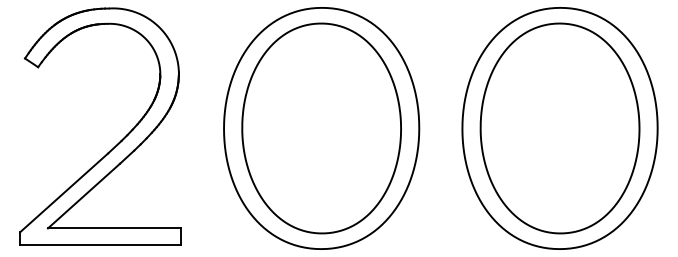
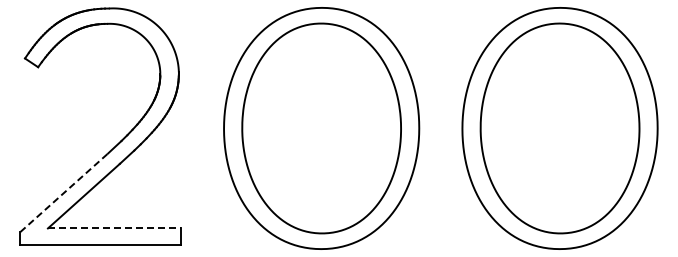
line: solid -> dashed (64, 192)
line: solid -> dashed (114, 228)
